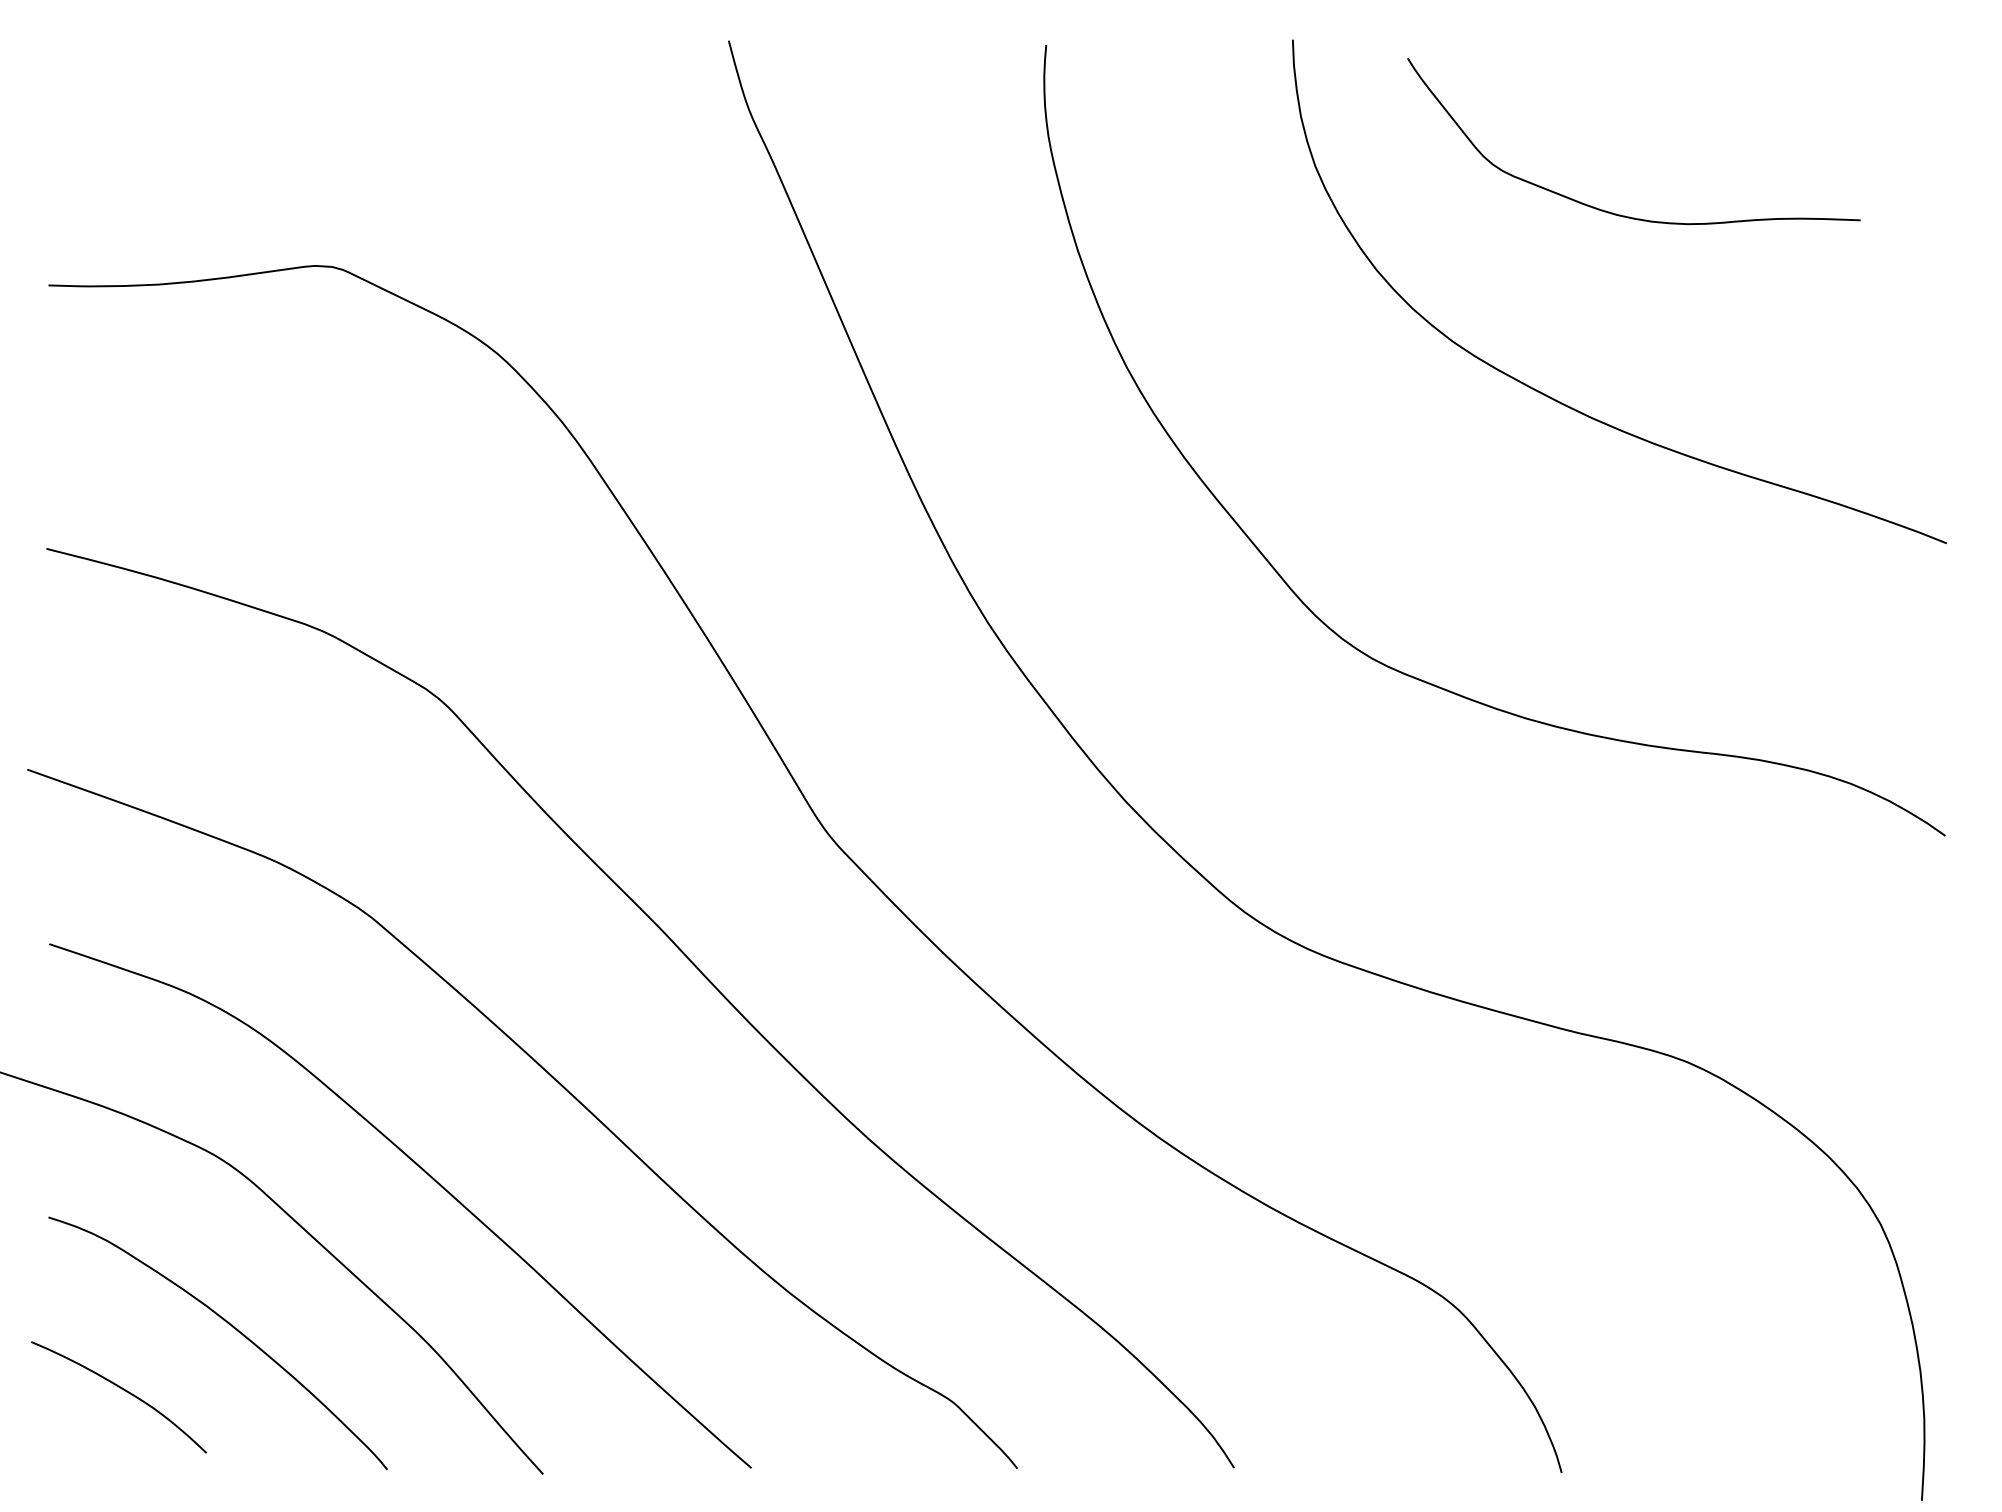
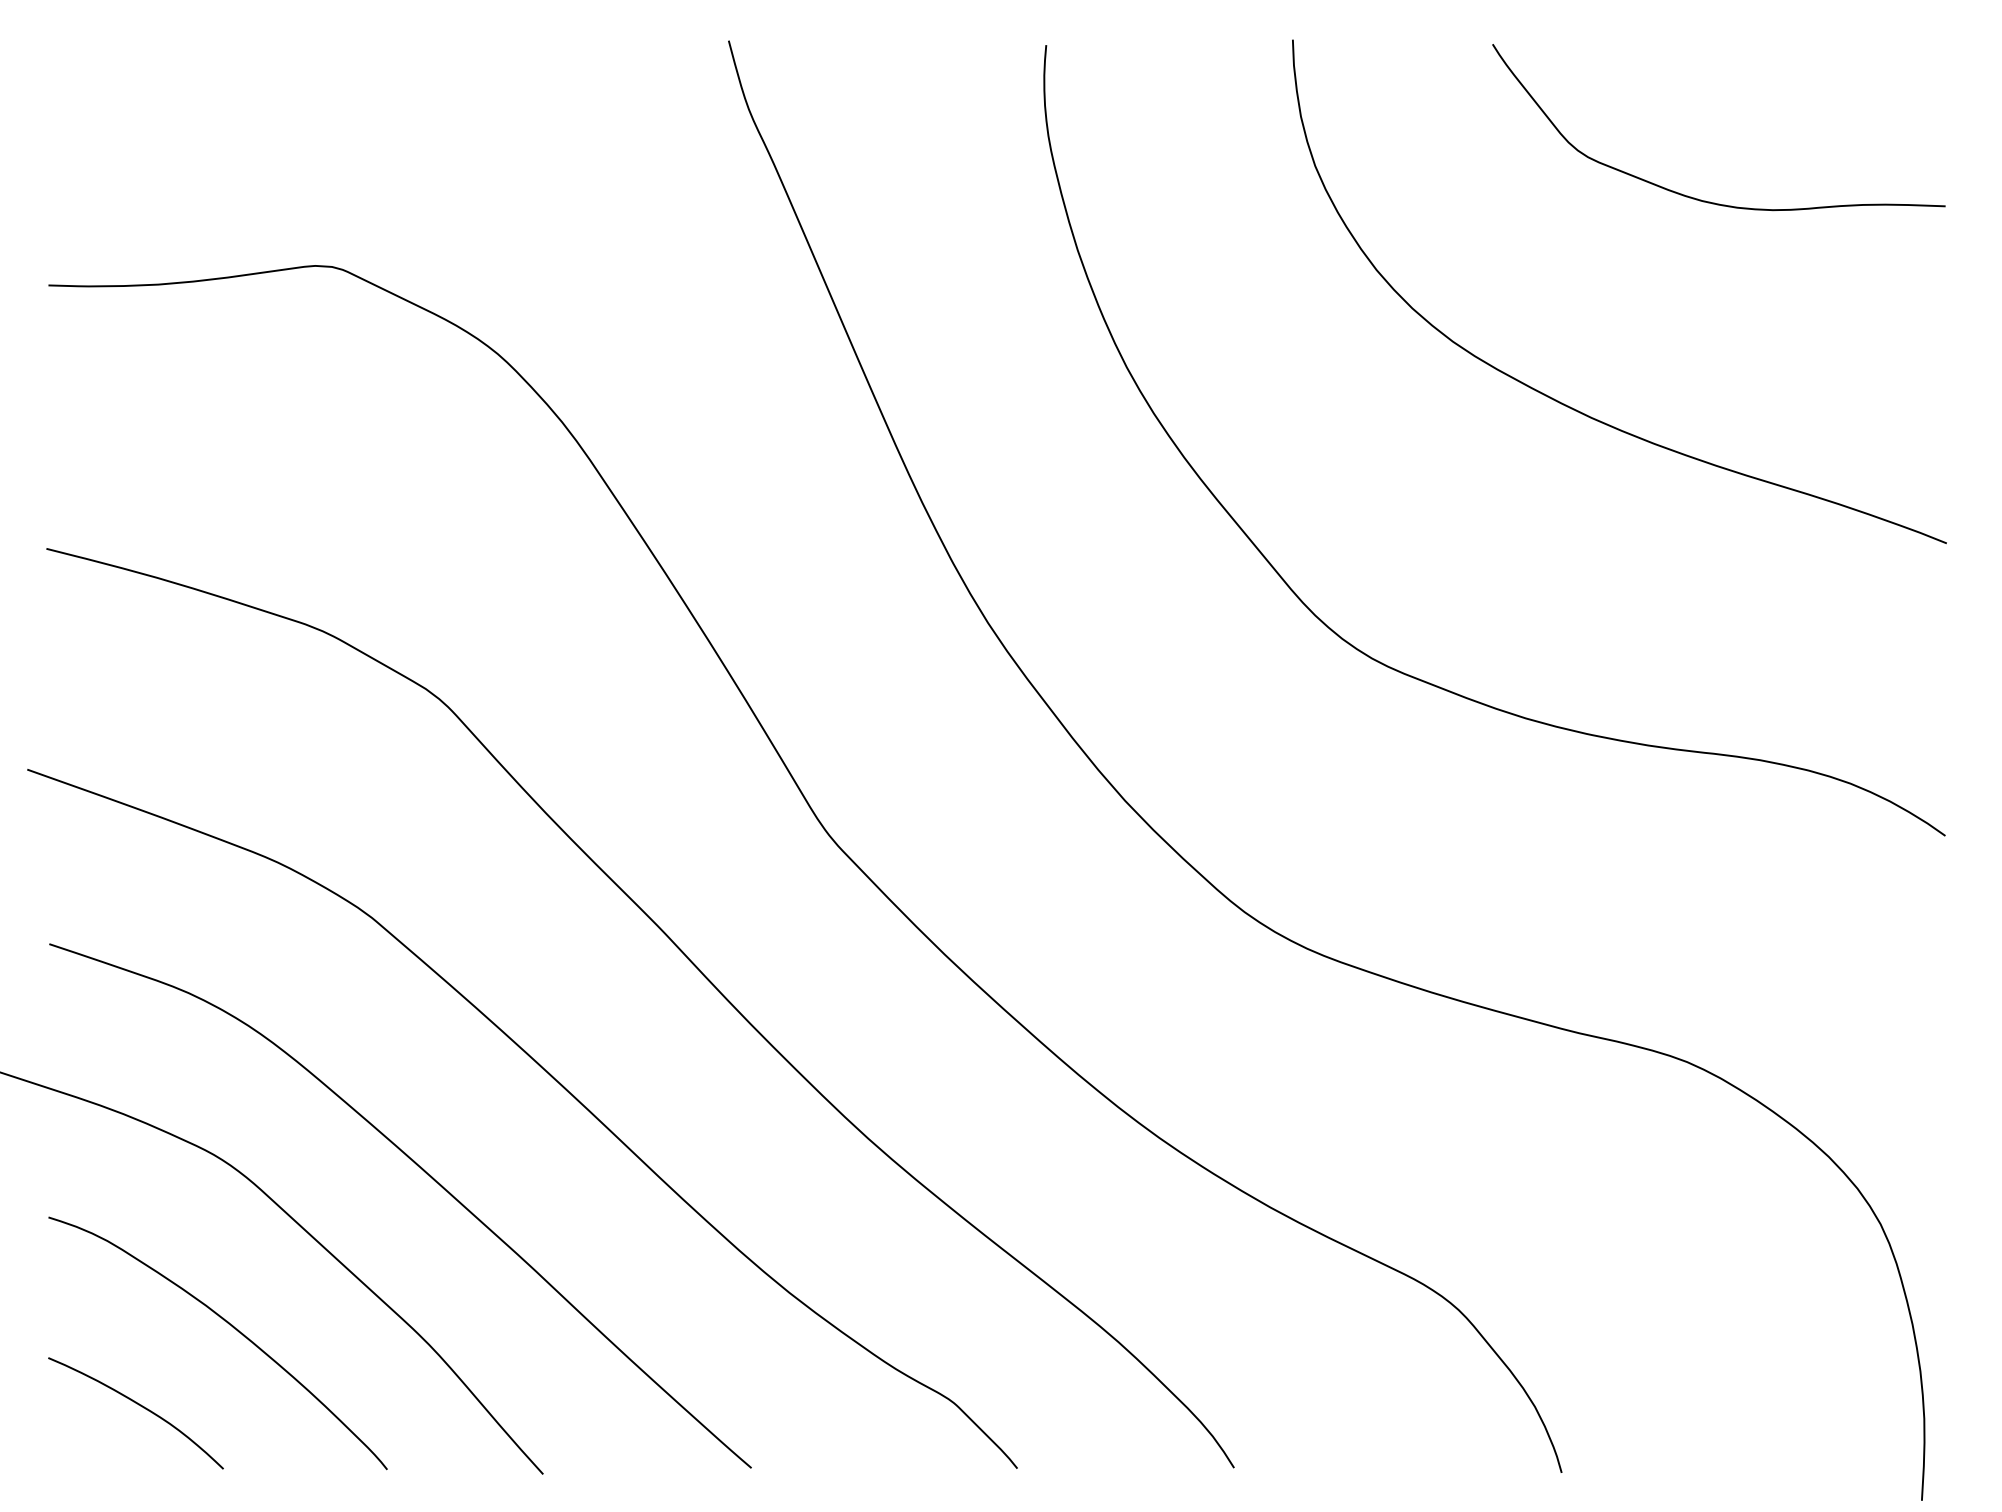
curve position: (1616, 213) -> (1701, 199) (1701, 199)
curve position: (121, 1389) -> (138, 1405) (138, 1405)
